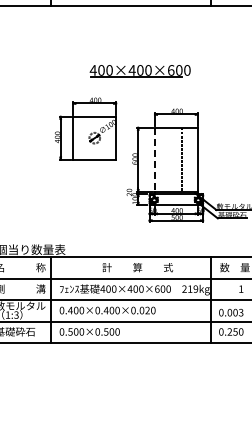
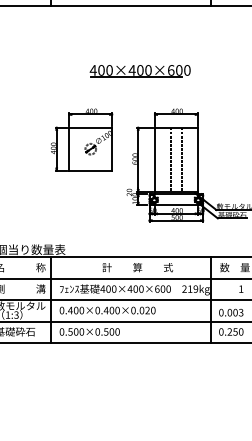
part position: (86, 128) -> (82, 139) (82, 139)
line: none -> present (171, 159)
line: dashed -> solid (154, 160)
